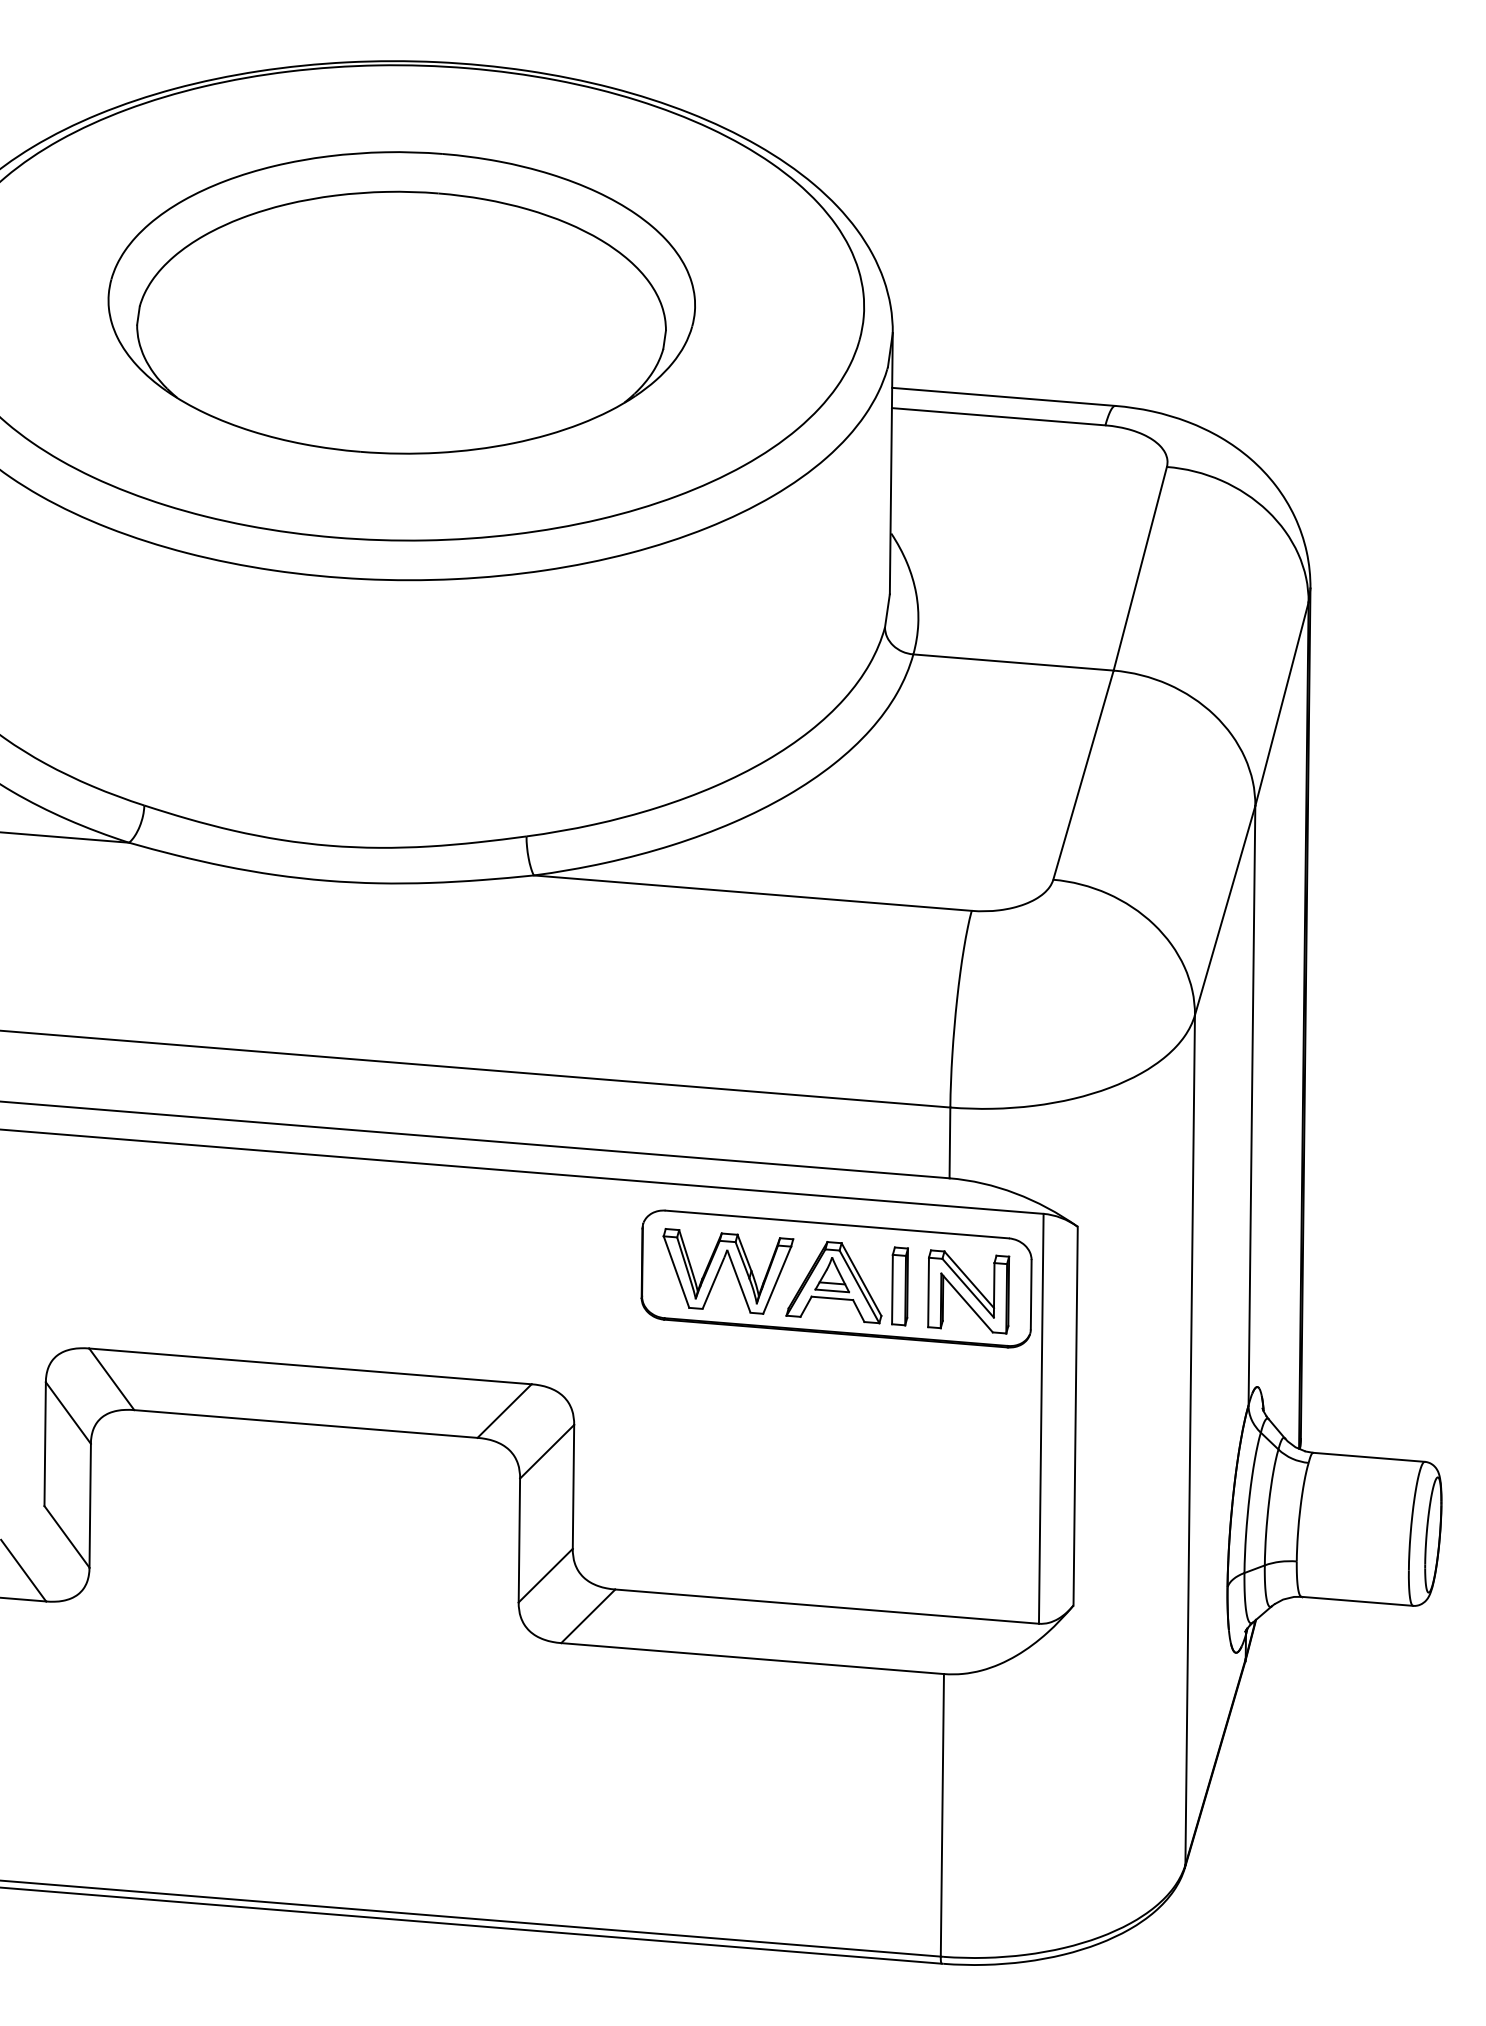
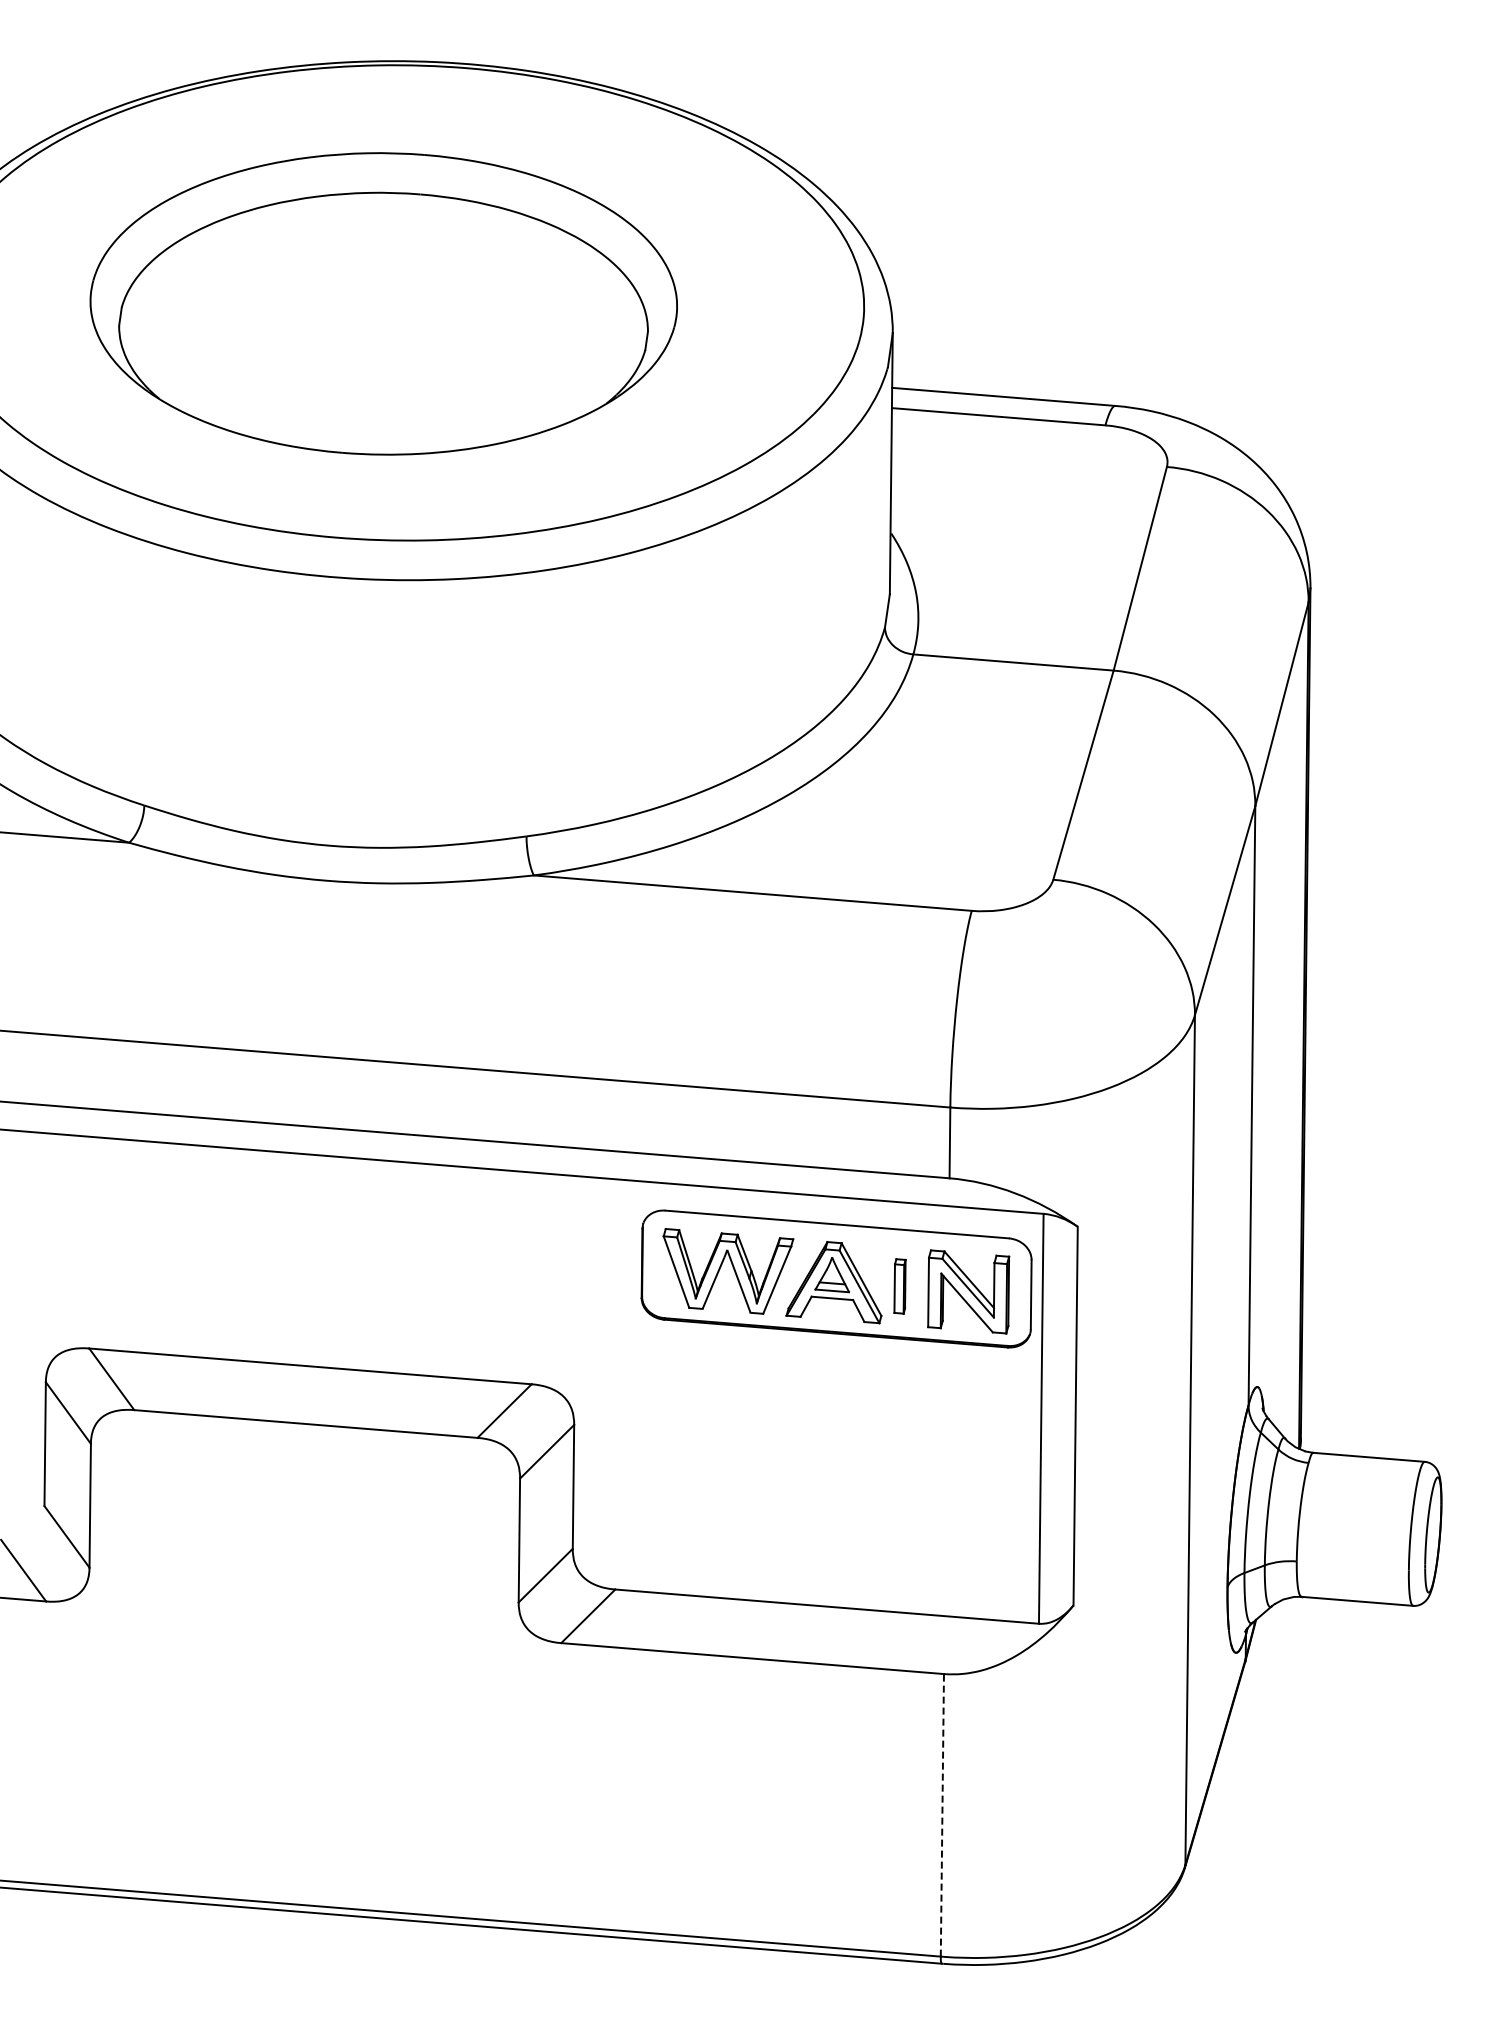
part position: (401, 302) -> (383, 303) (383, 303)
part size: 18x81 px -> 14x57 px (899, 1286)
line: solid -> dashed (942, 1814)
